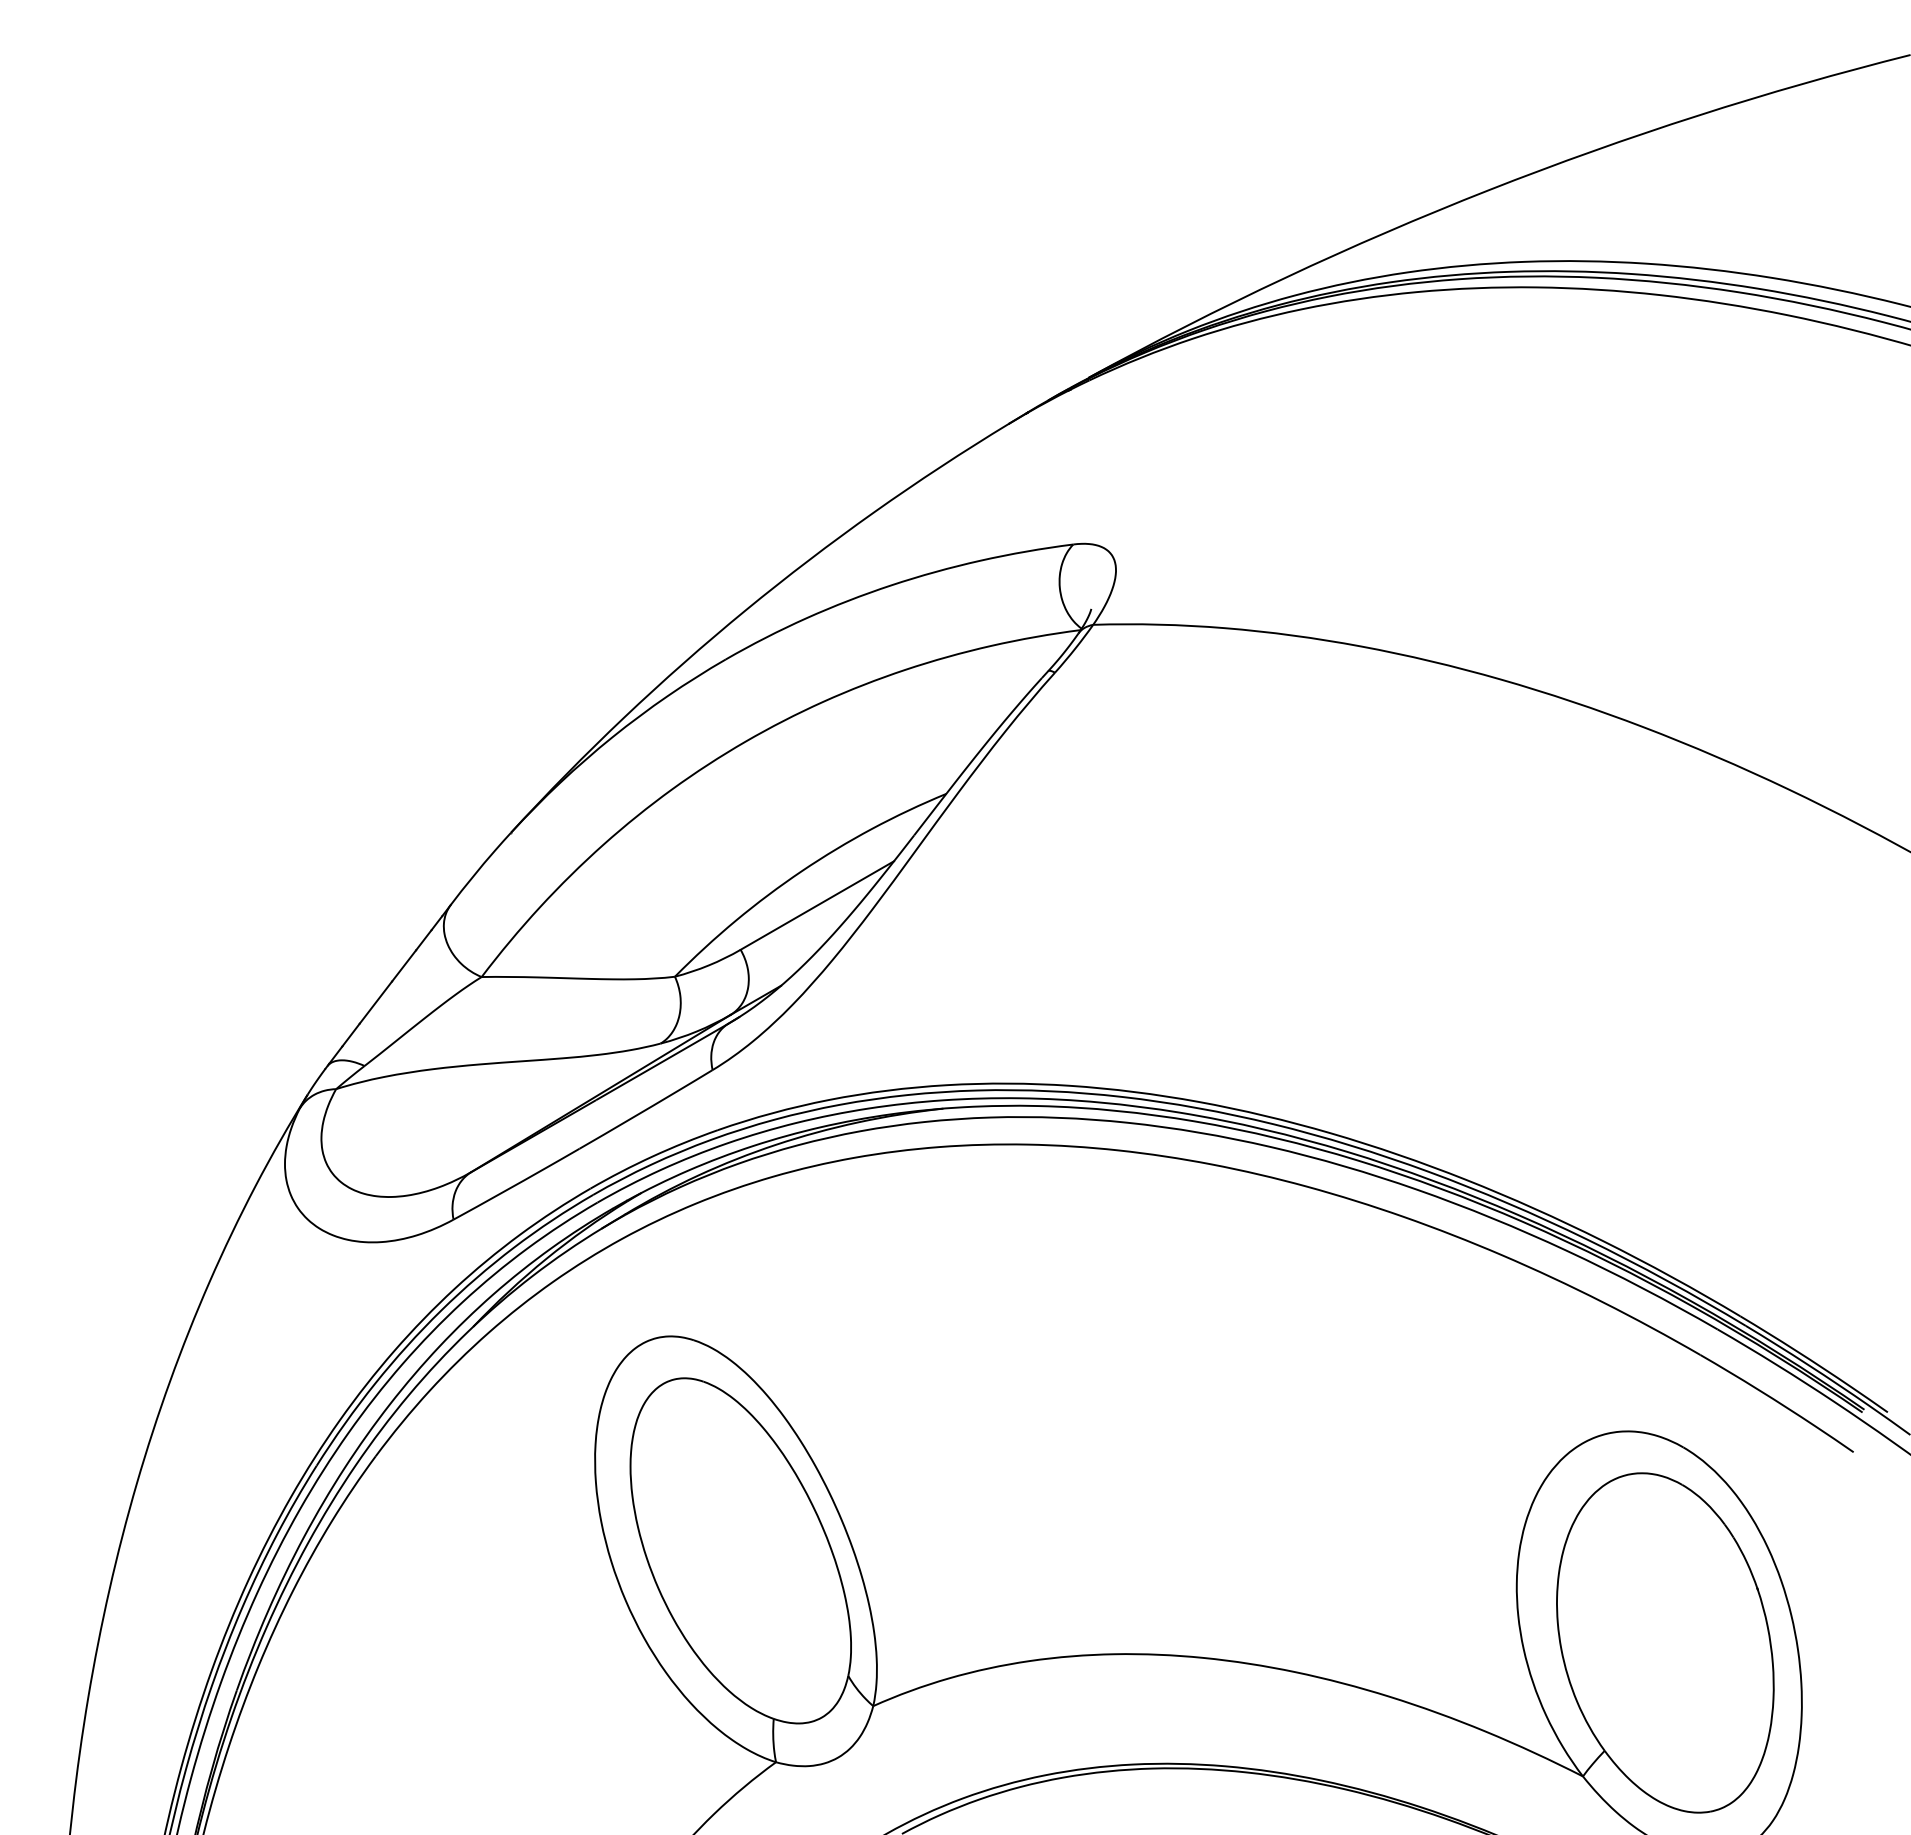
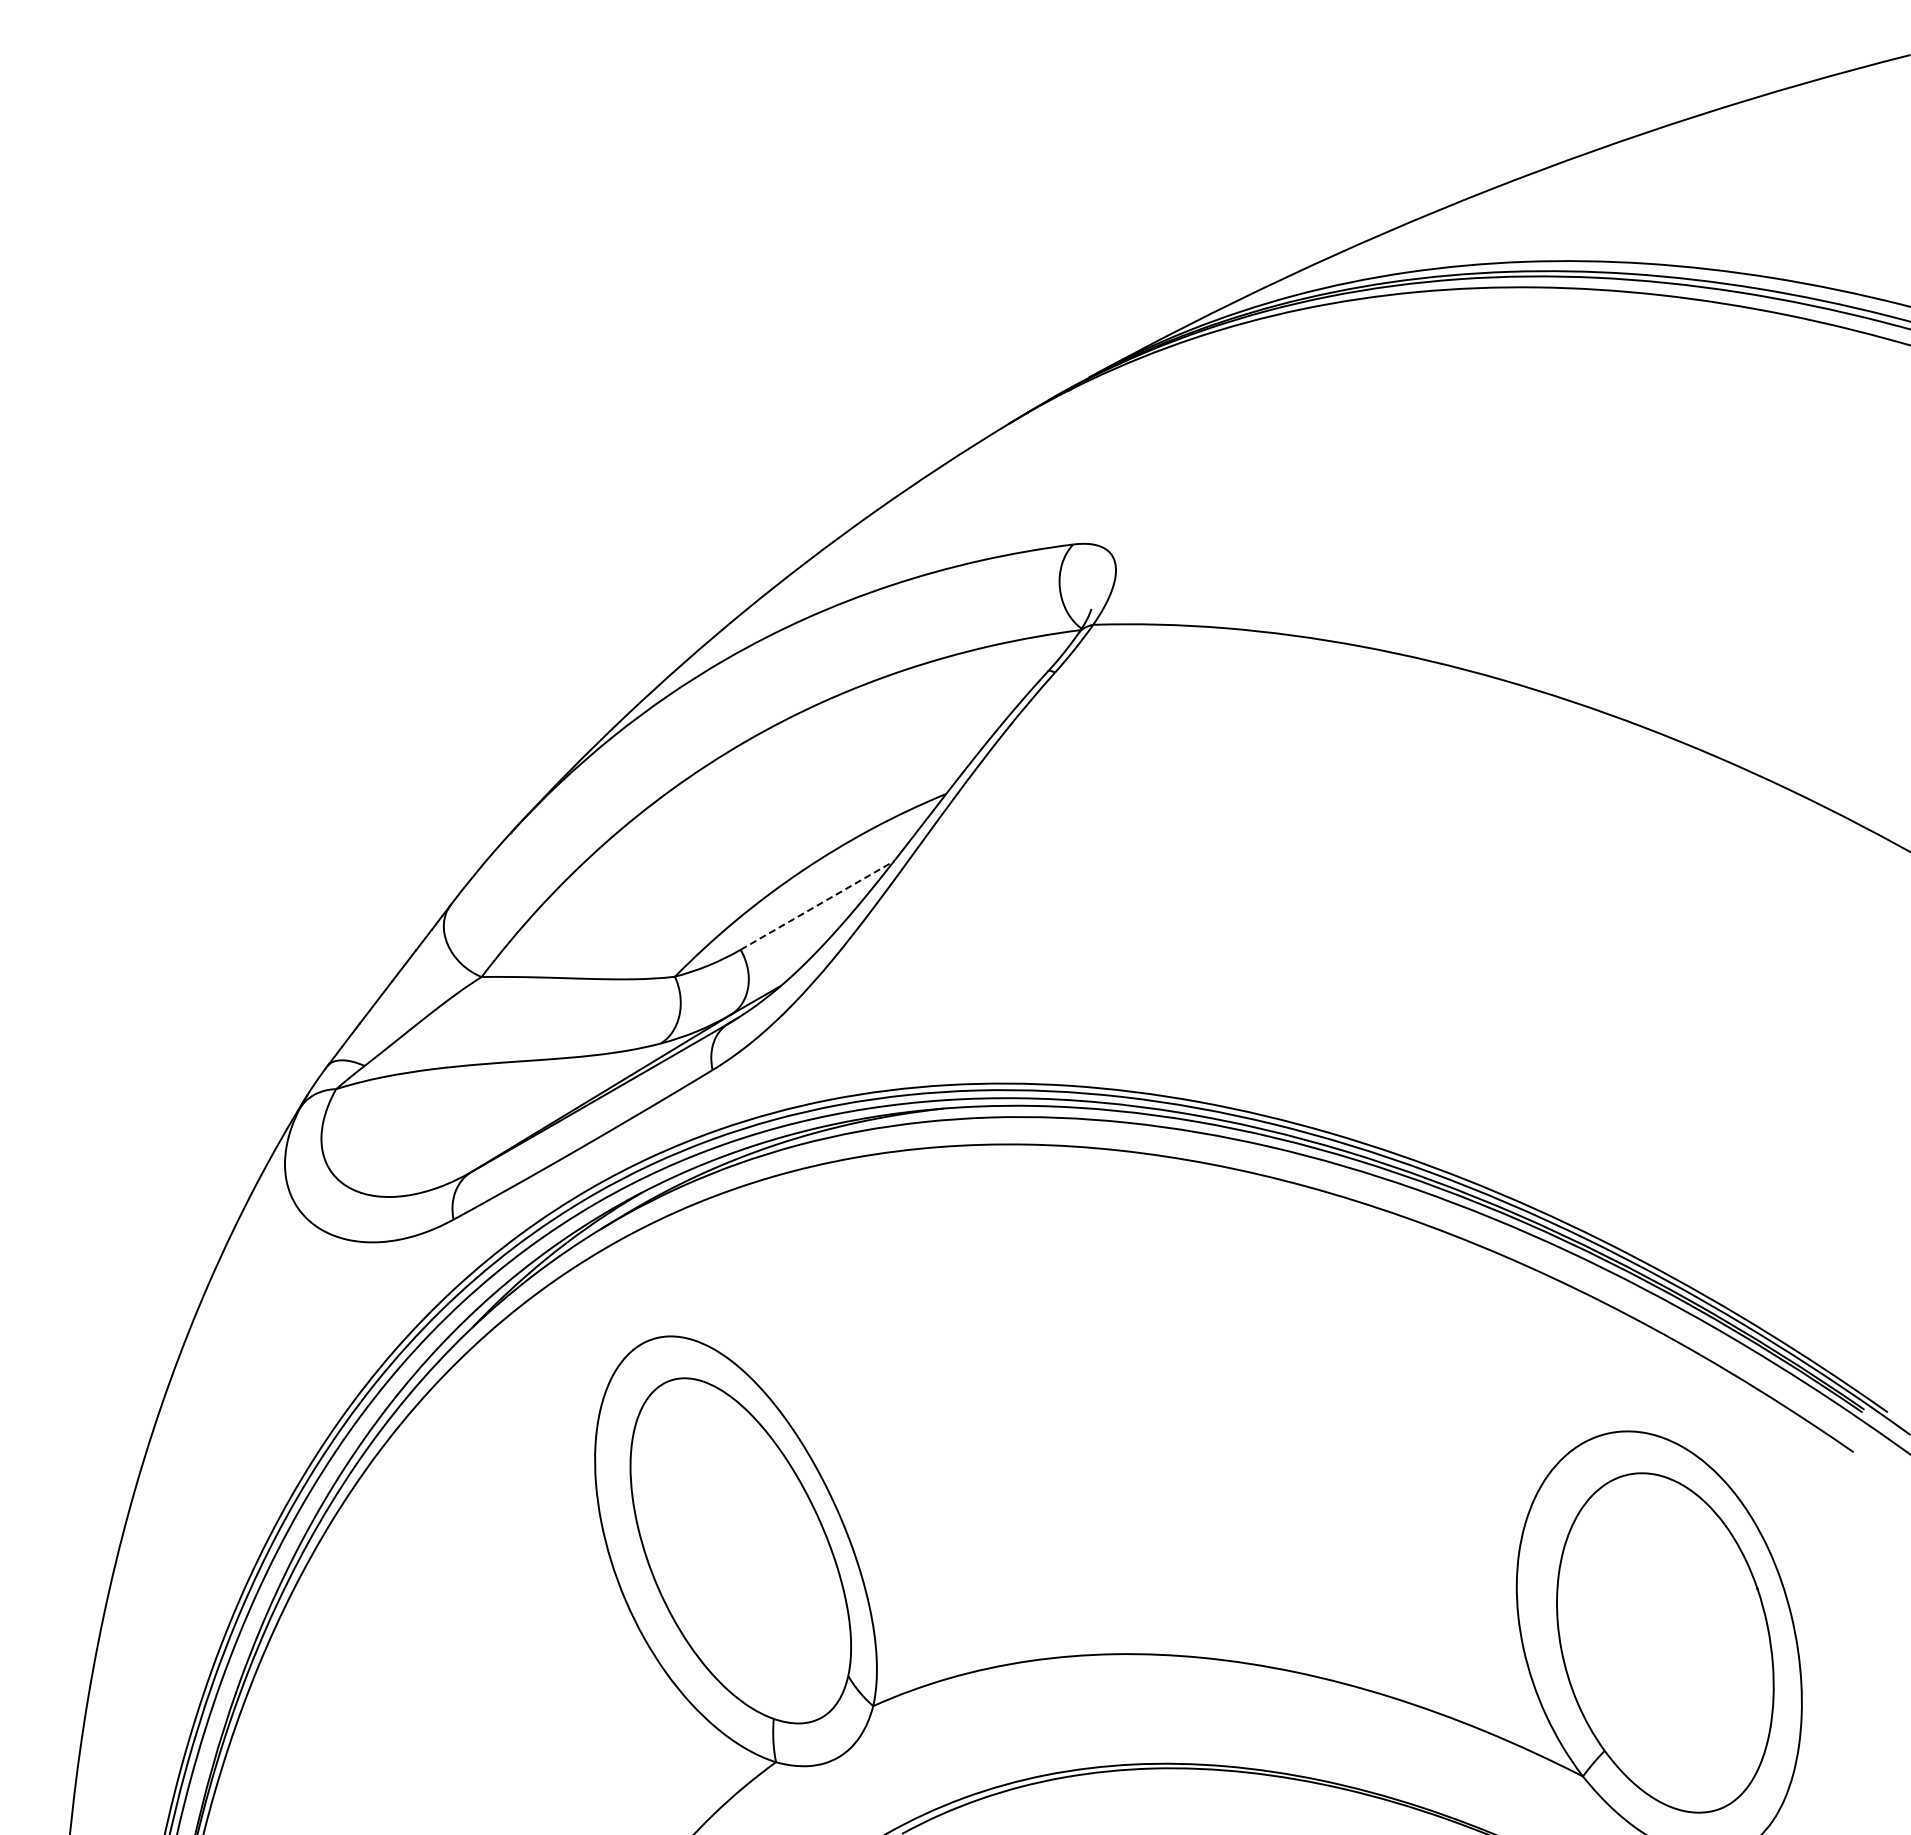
line: solid -> dashed (817, 905)
